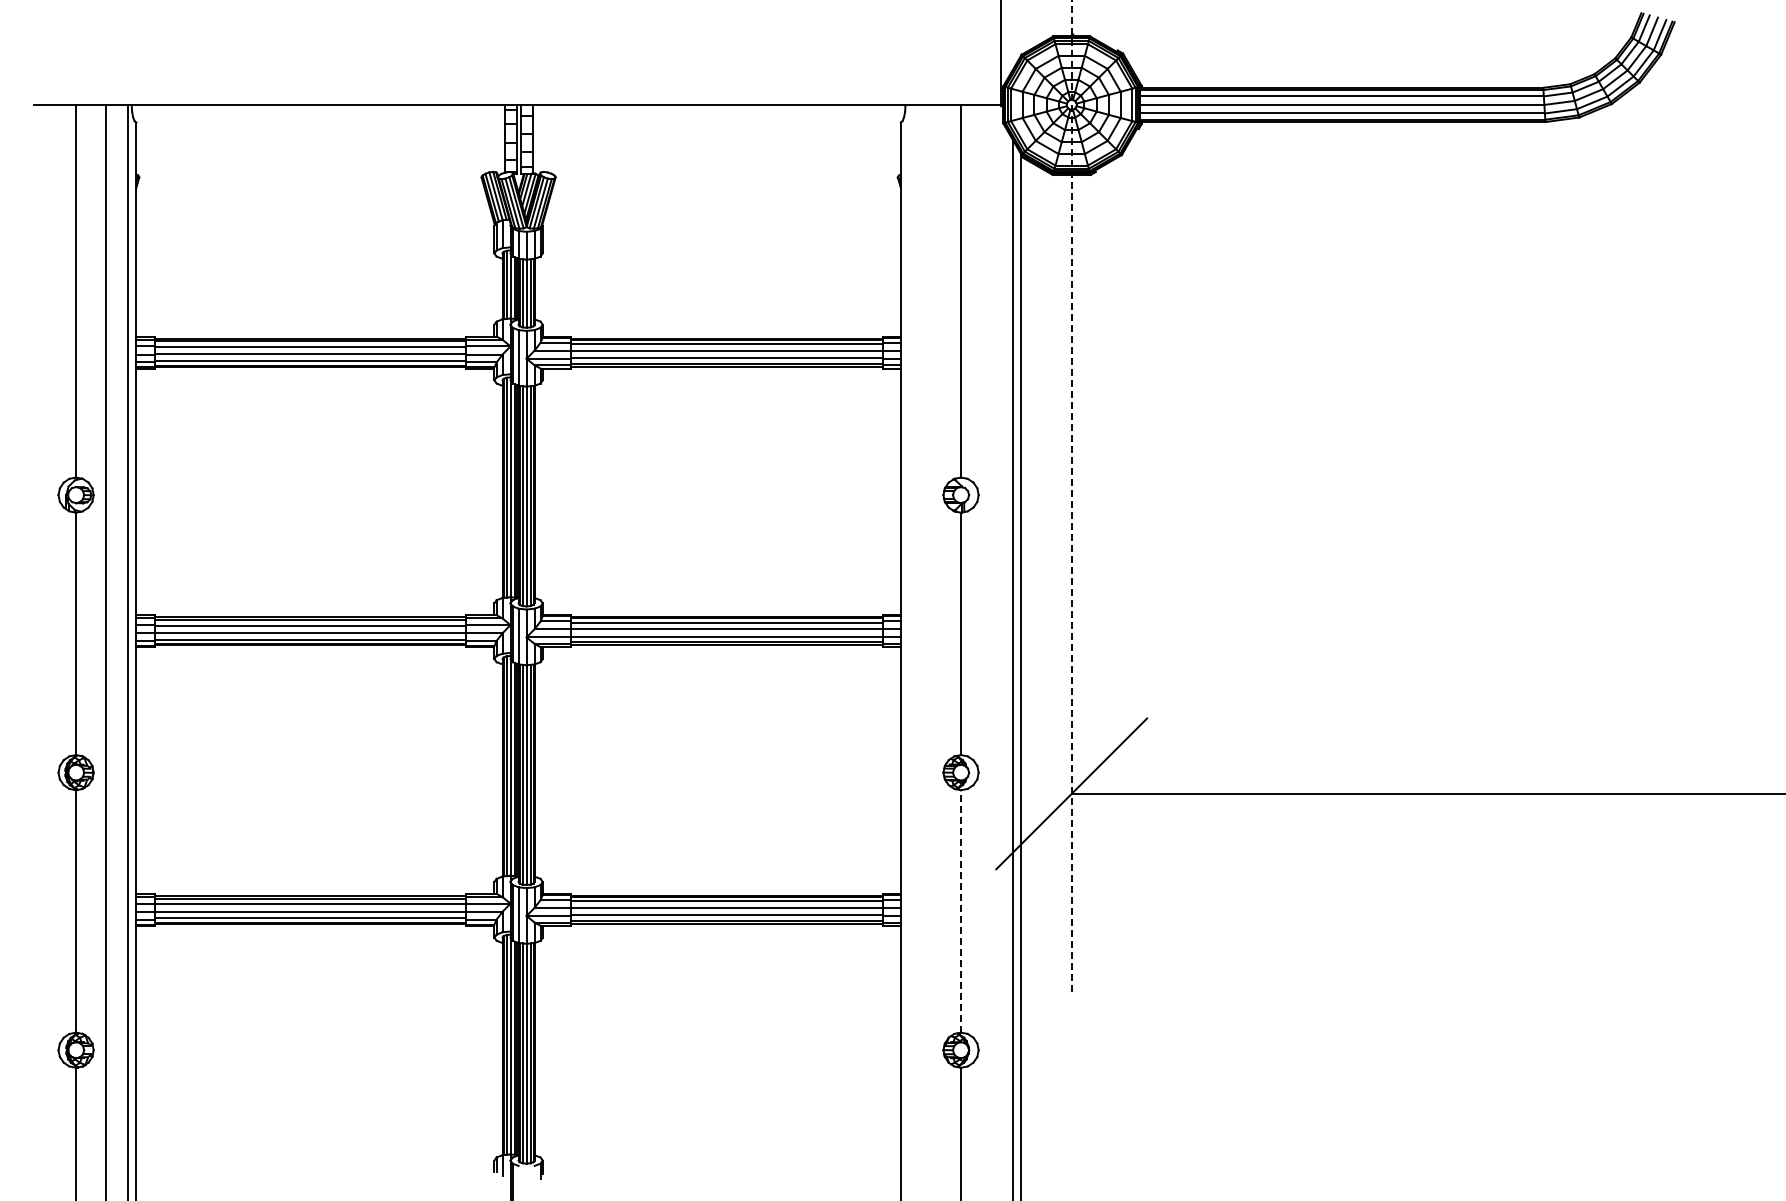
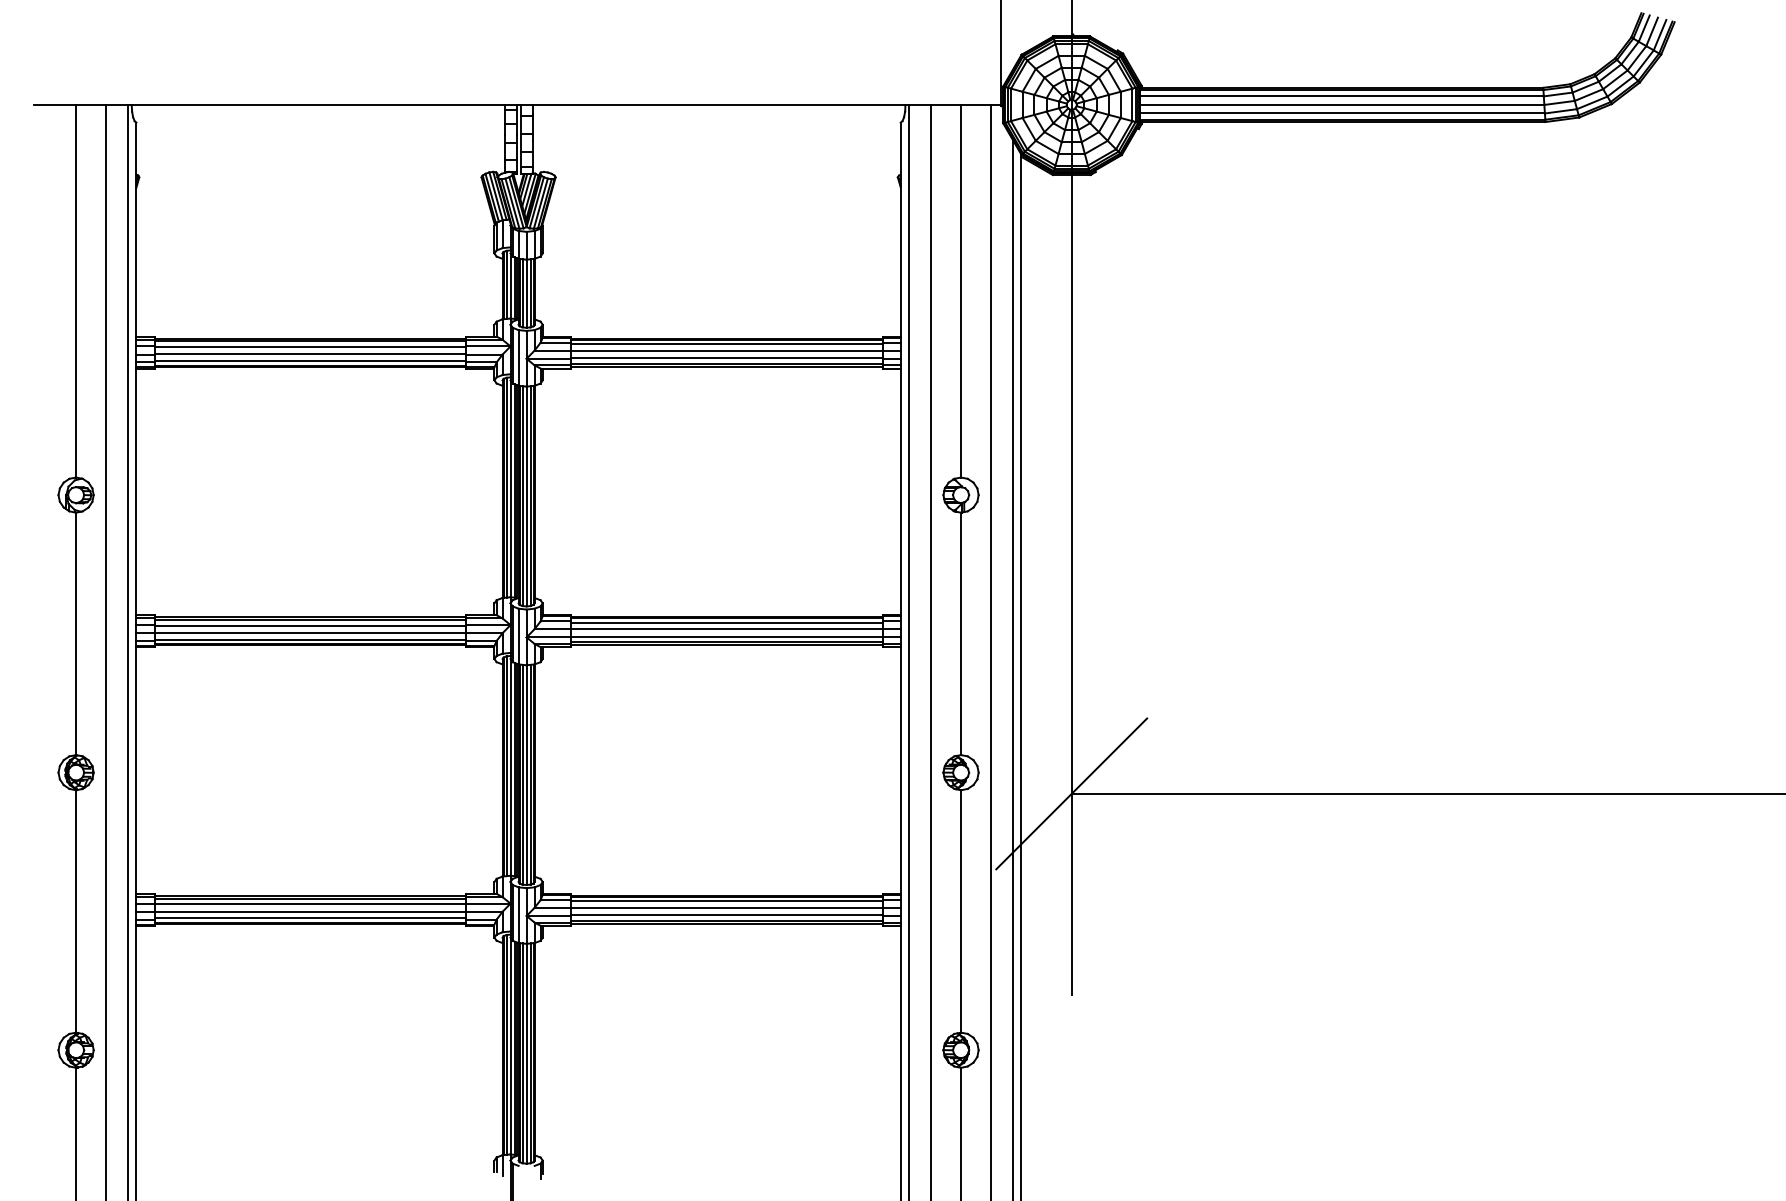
line: dashed -> solid (1071, 498)
line: none -> present (908, 650)
line: none -> present (930, 650)
line: none -> present (991, 650)
line: dashed -> solid (961, 910)
